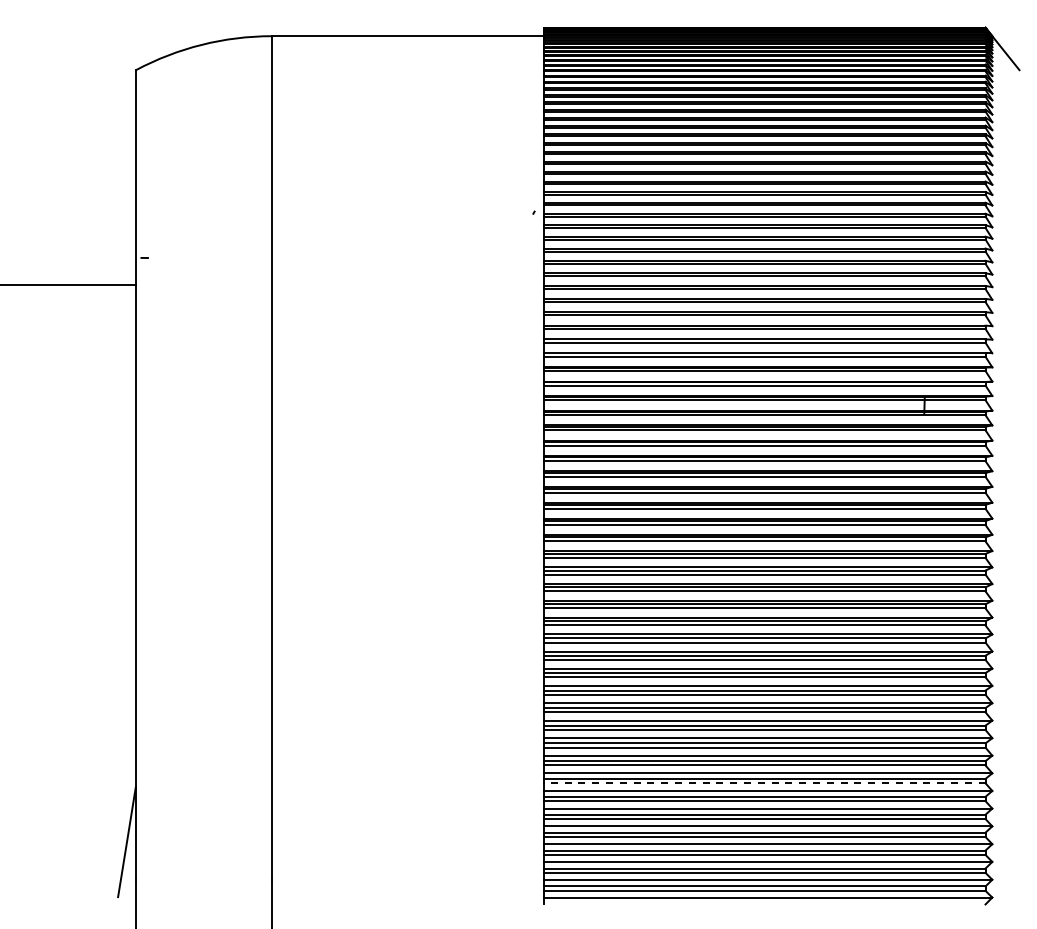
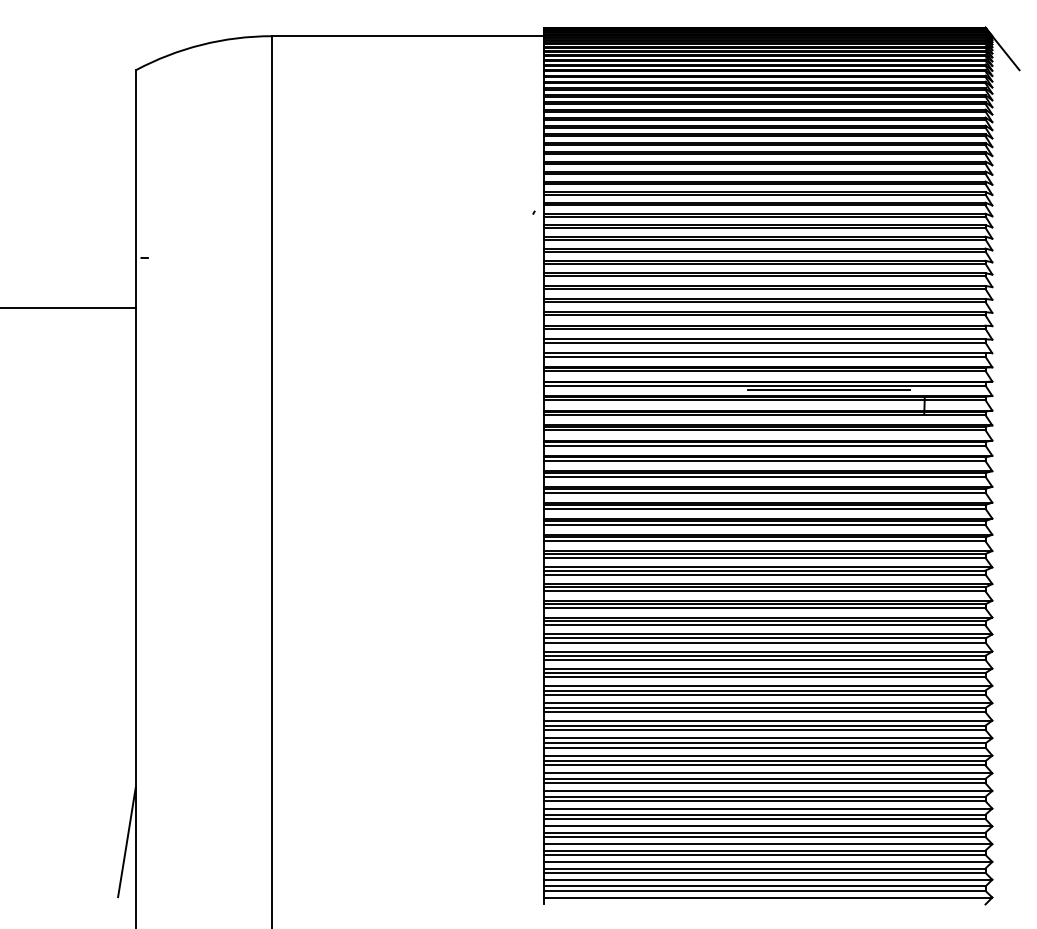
line position: (69, 285) -> (69, 308) (69, 308)
line: none -> present (828, 389)
line: dashed -> solid (764, 783)
